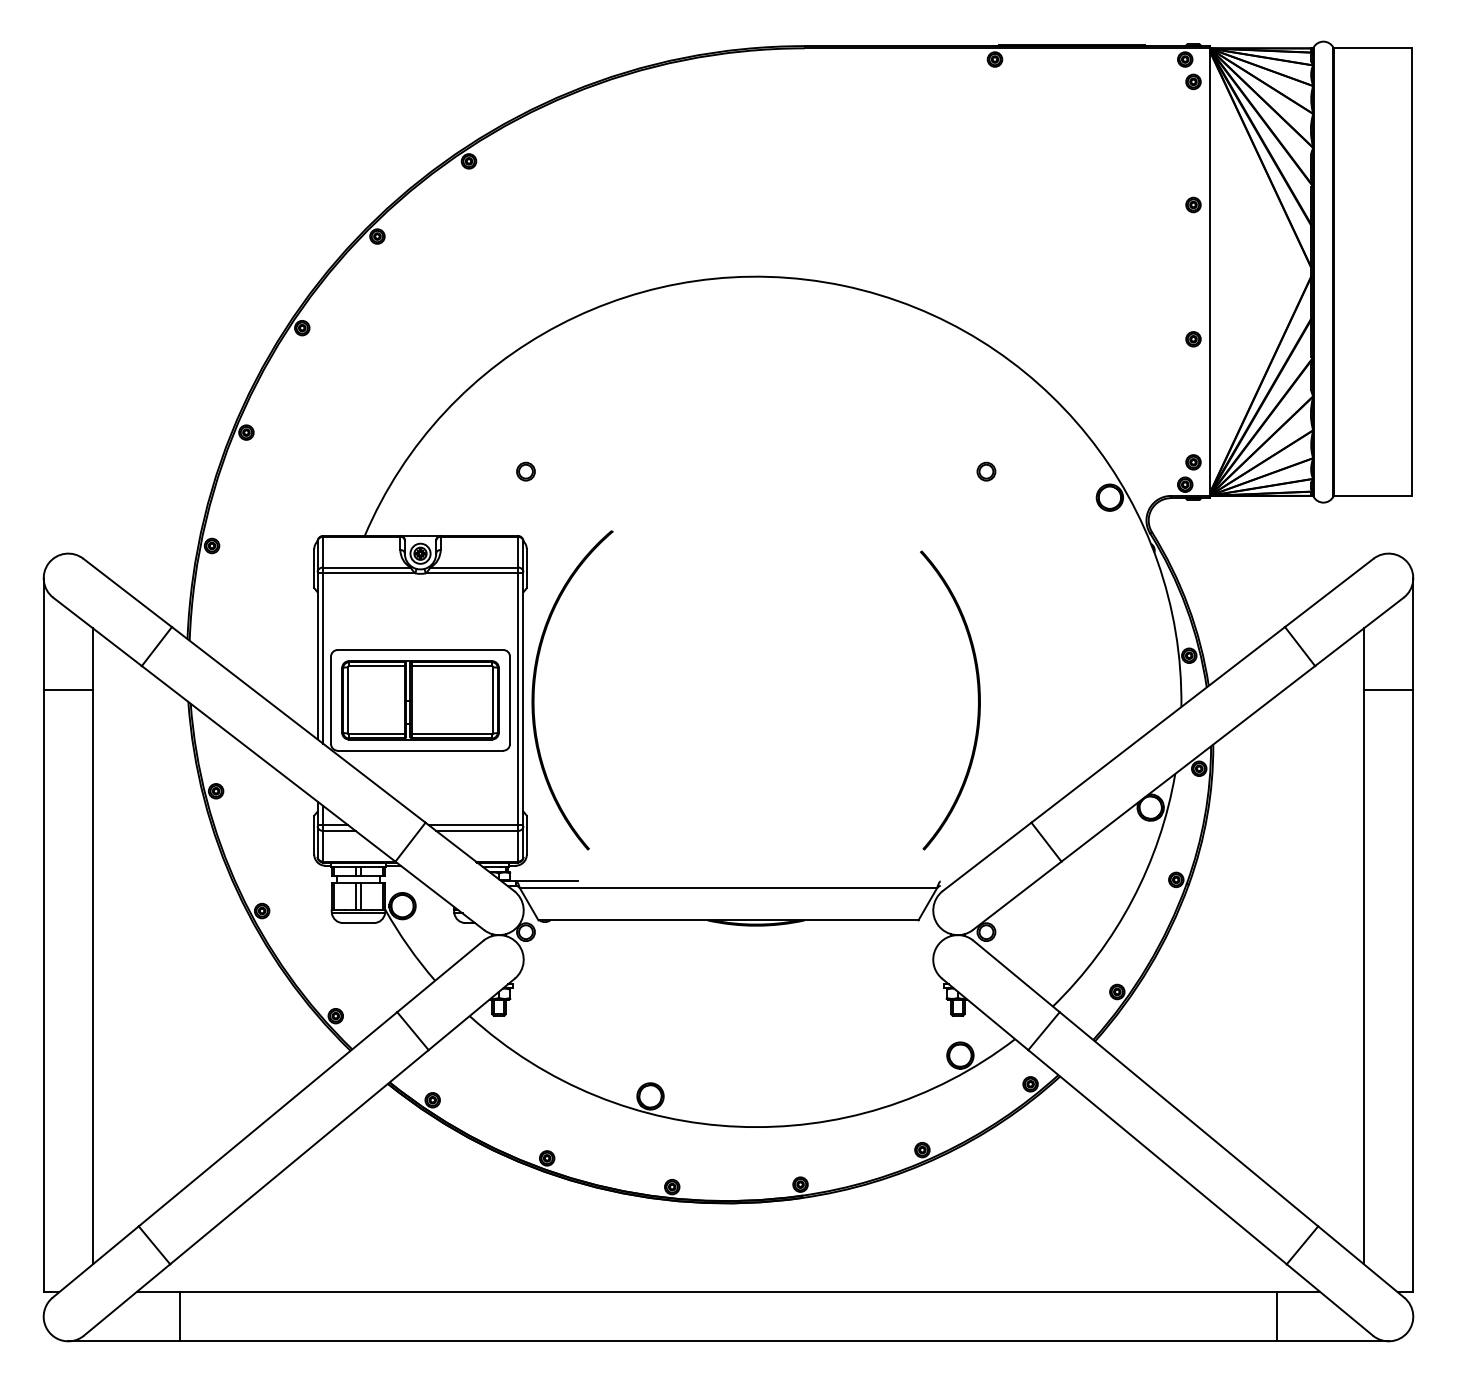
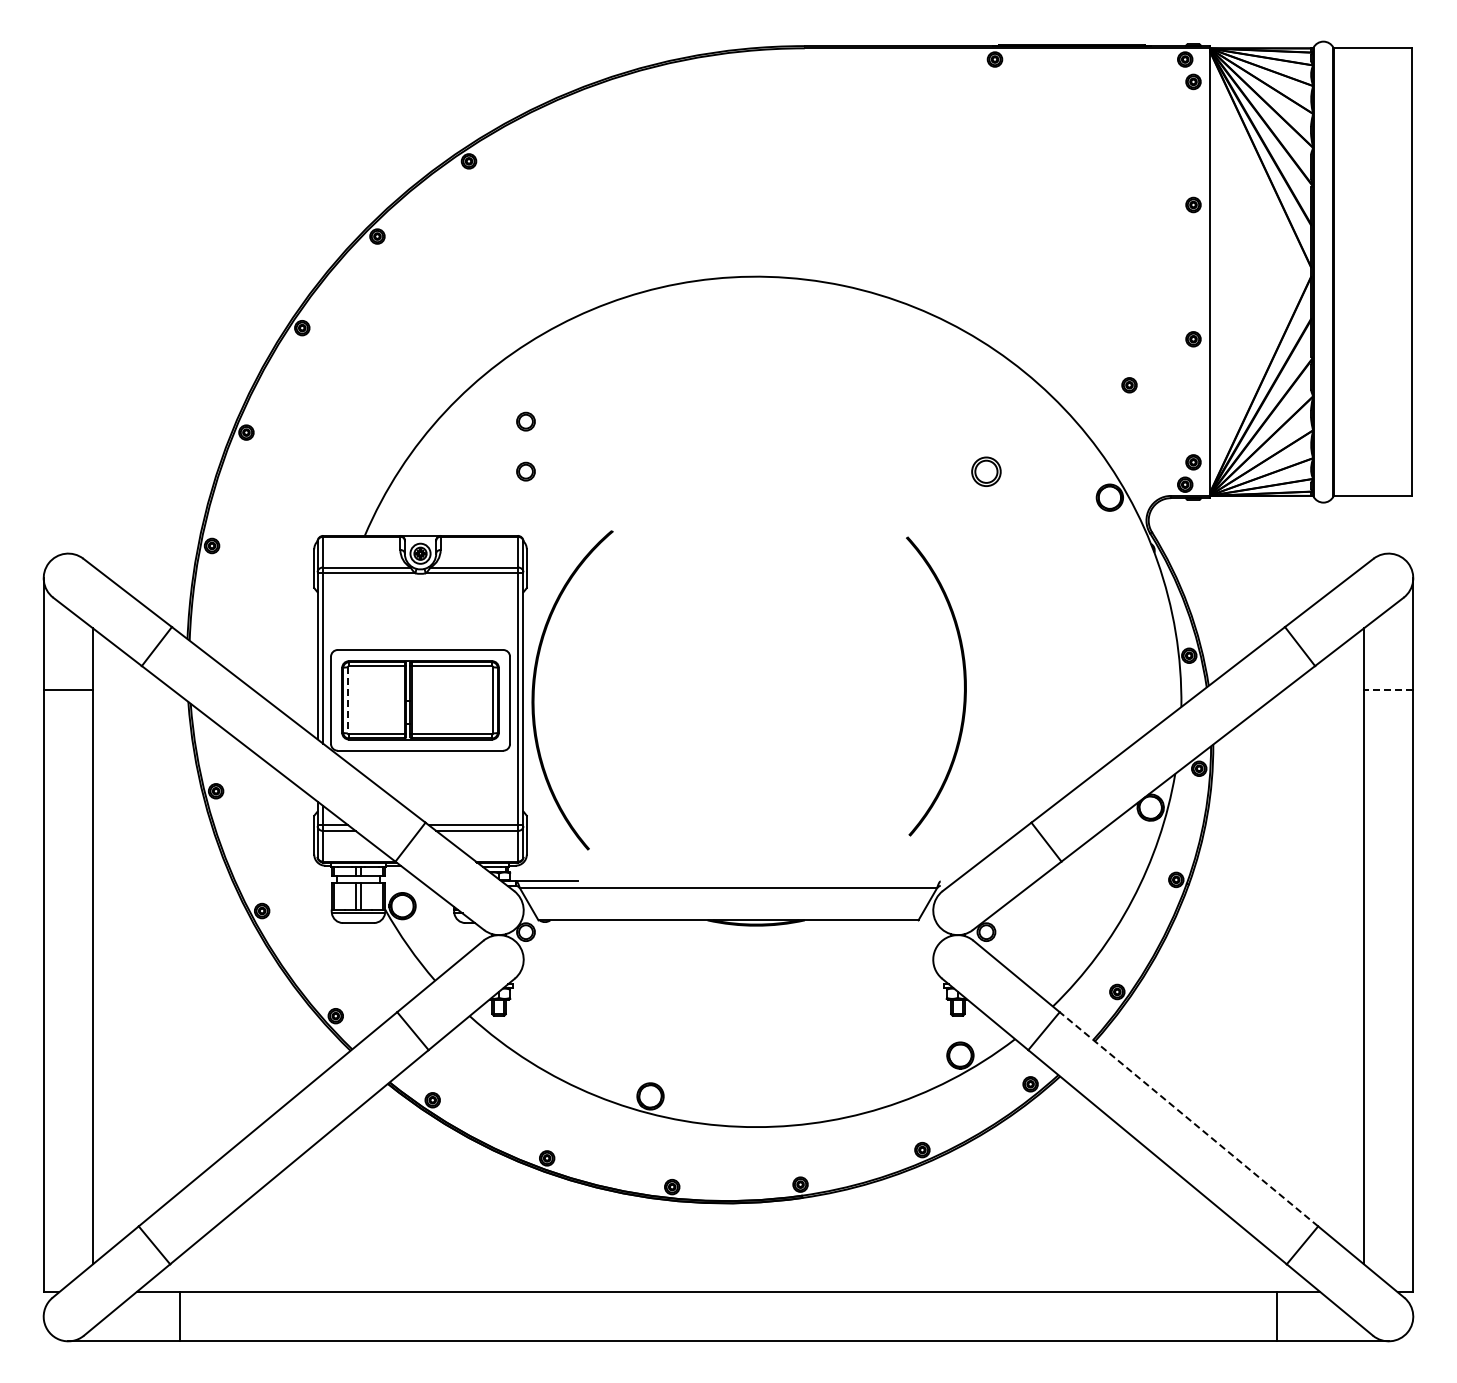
part: none -> present (1129, 385)
part: none -> present (525, 421)
part size: 21x21 px -> 31x31 px (986, 471)
line: solid -> dashed (1388, 690)
part position: (977, 697) -> (963, 683) (963, 683)
line: solid -> dashed (347, 700)
line: solid -> dashed (1188, 1119)
